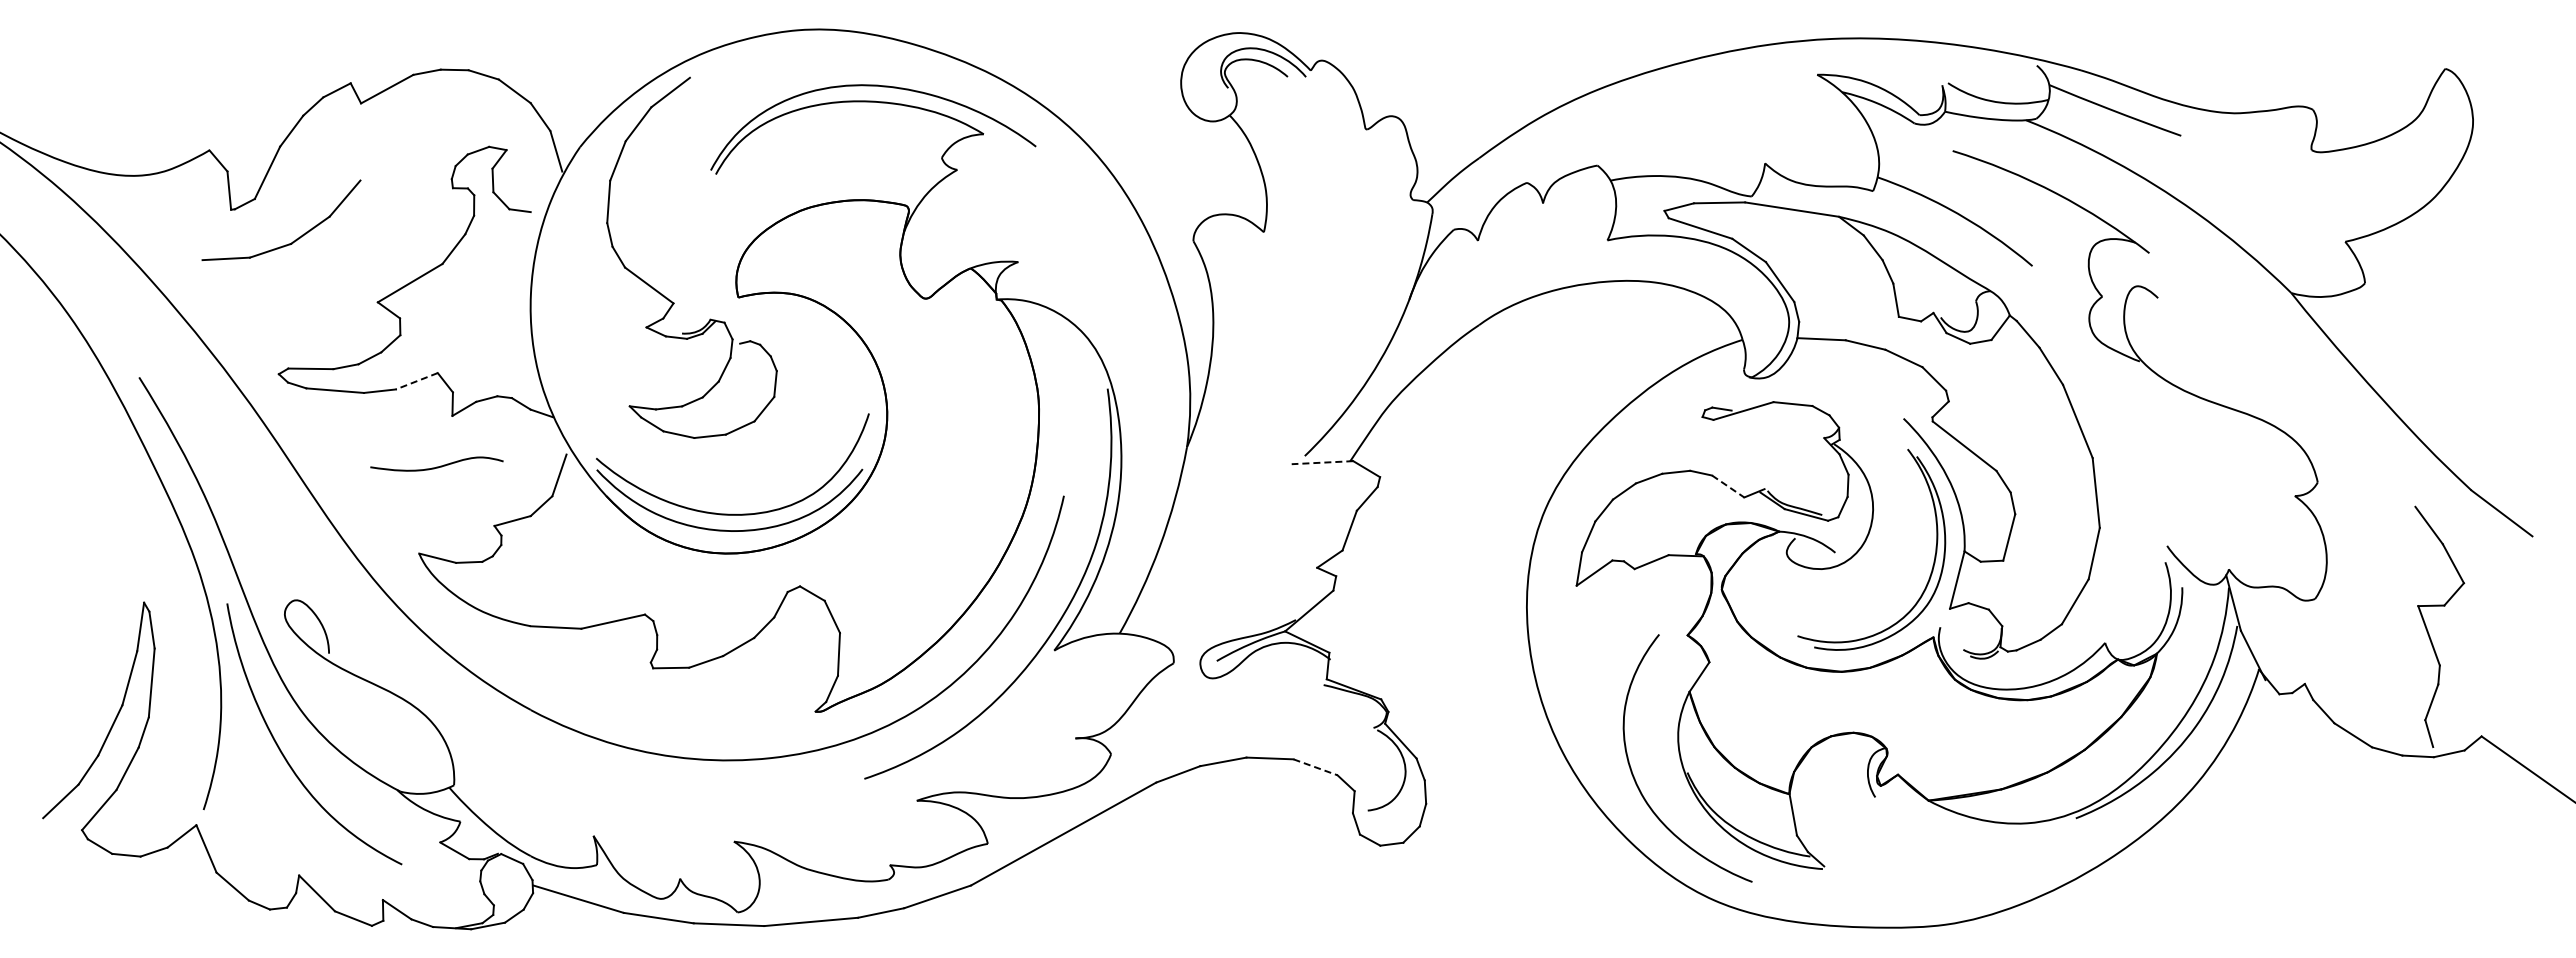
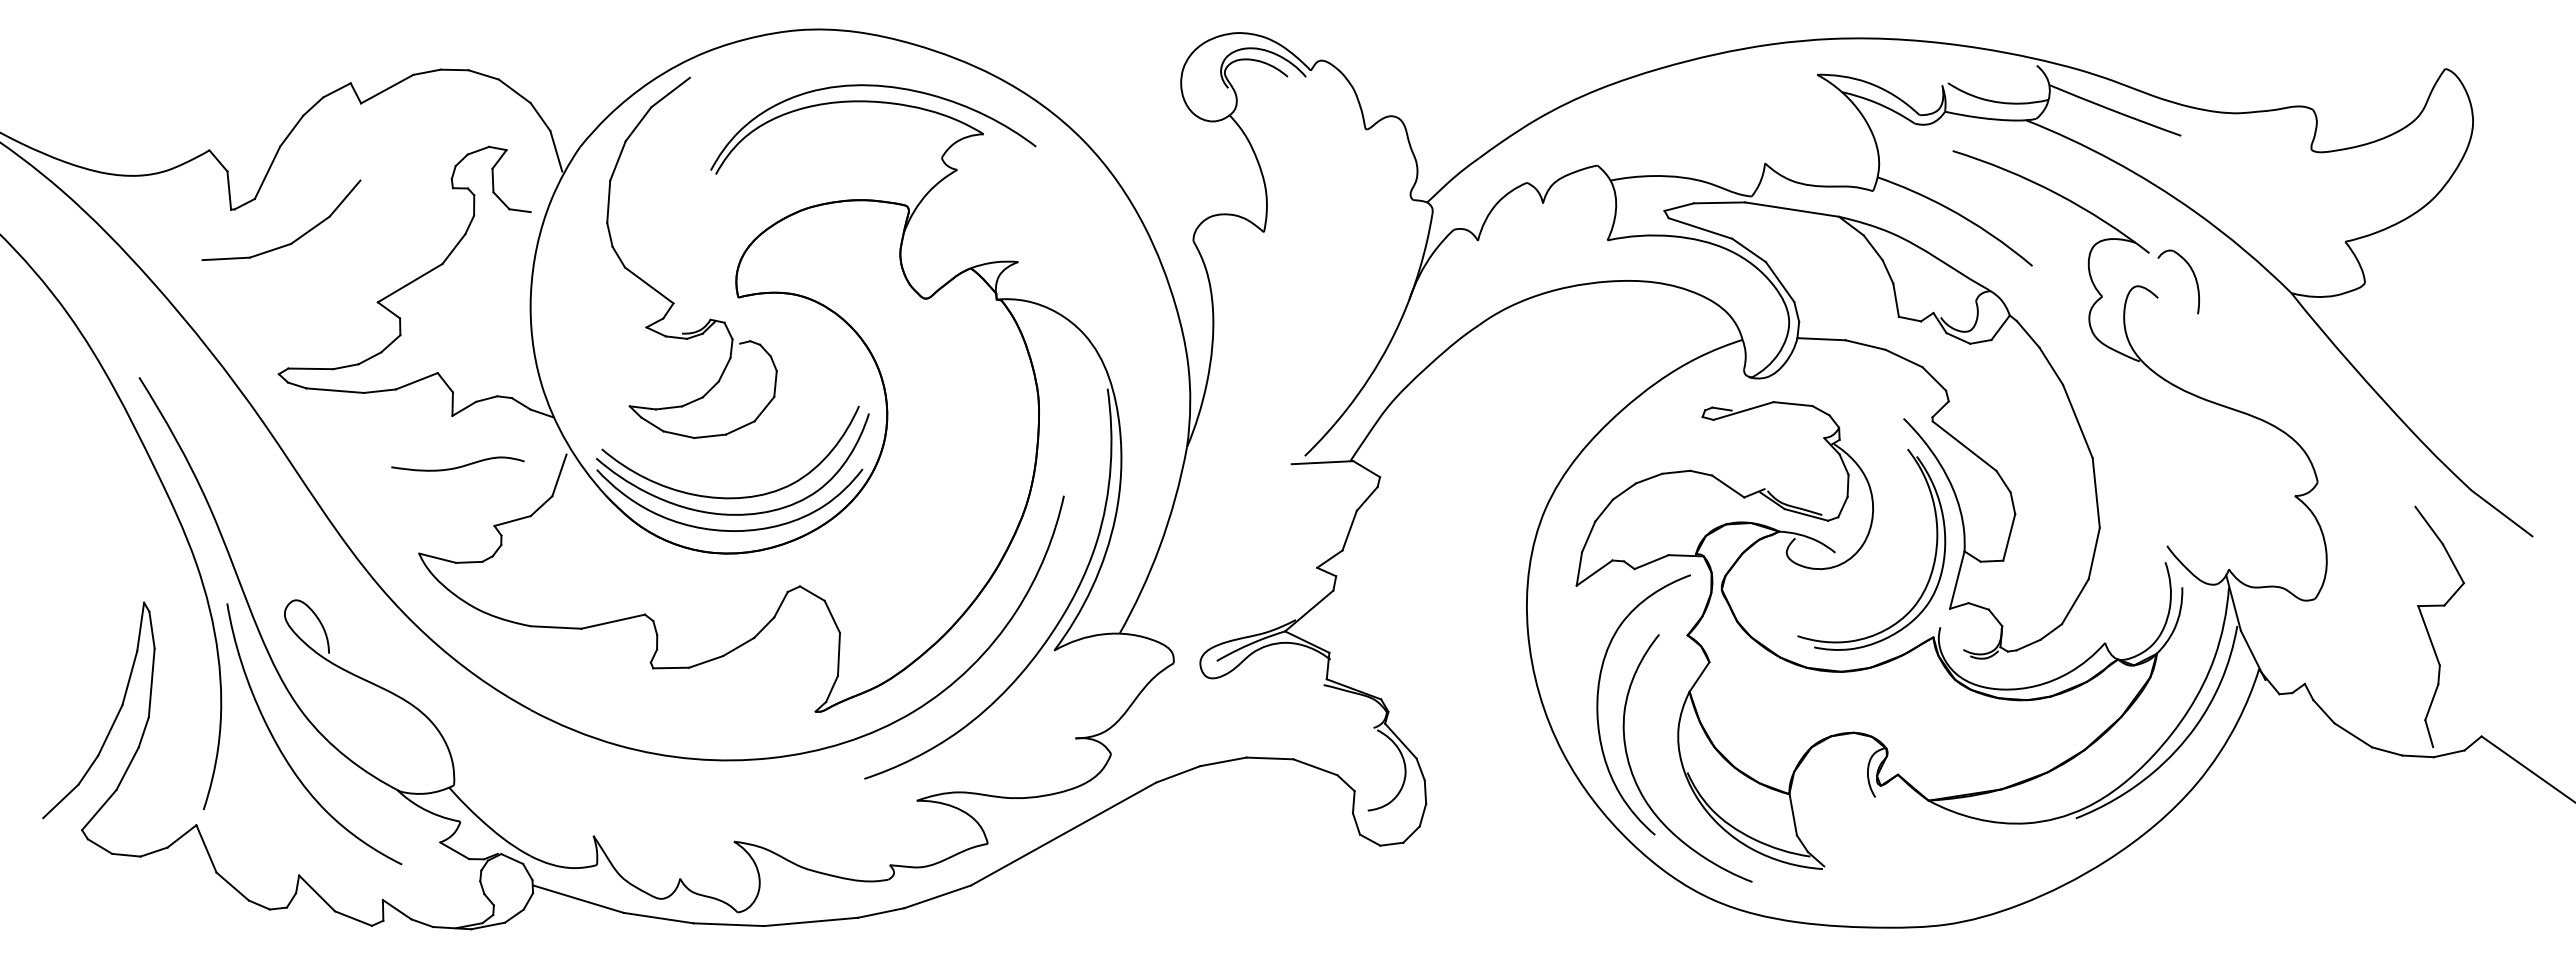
part: none -> present (2192, 273)
line: dashed -> solid (416, 381)
line: dashed -> solid (1322, 462)
curve position: (436, 466) -> (457, 466) (457, 466)
line: dashed -> solid (1728, 486)
curve: none -> present (730, 497)
curve: none -> present (1598, 704)
line: dashed -> solid (1315, 767)
